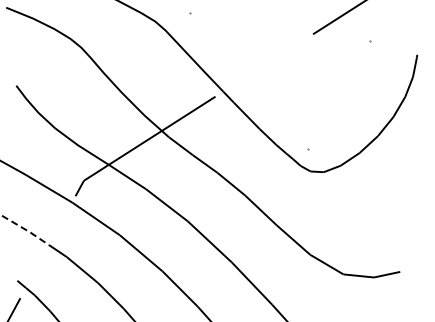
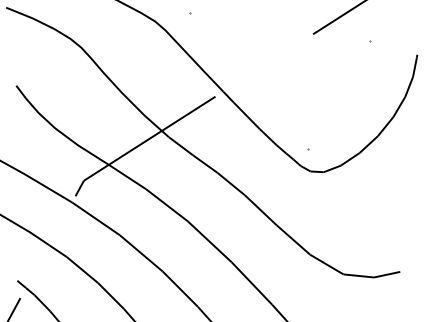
line: dashed -> solid (25, 229)
